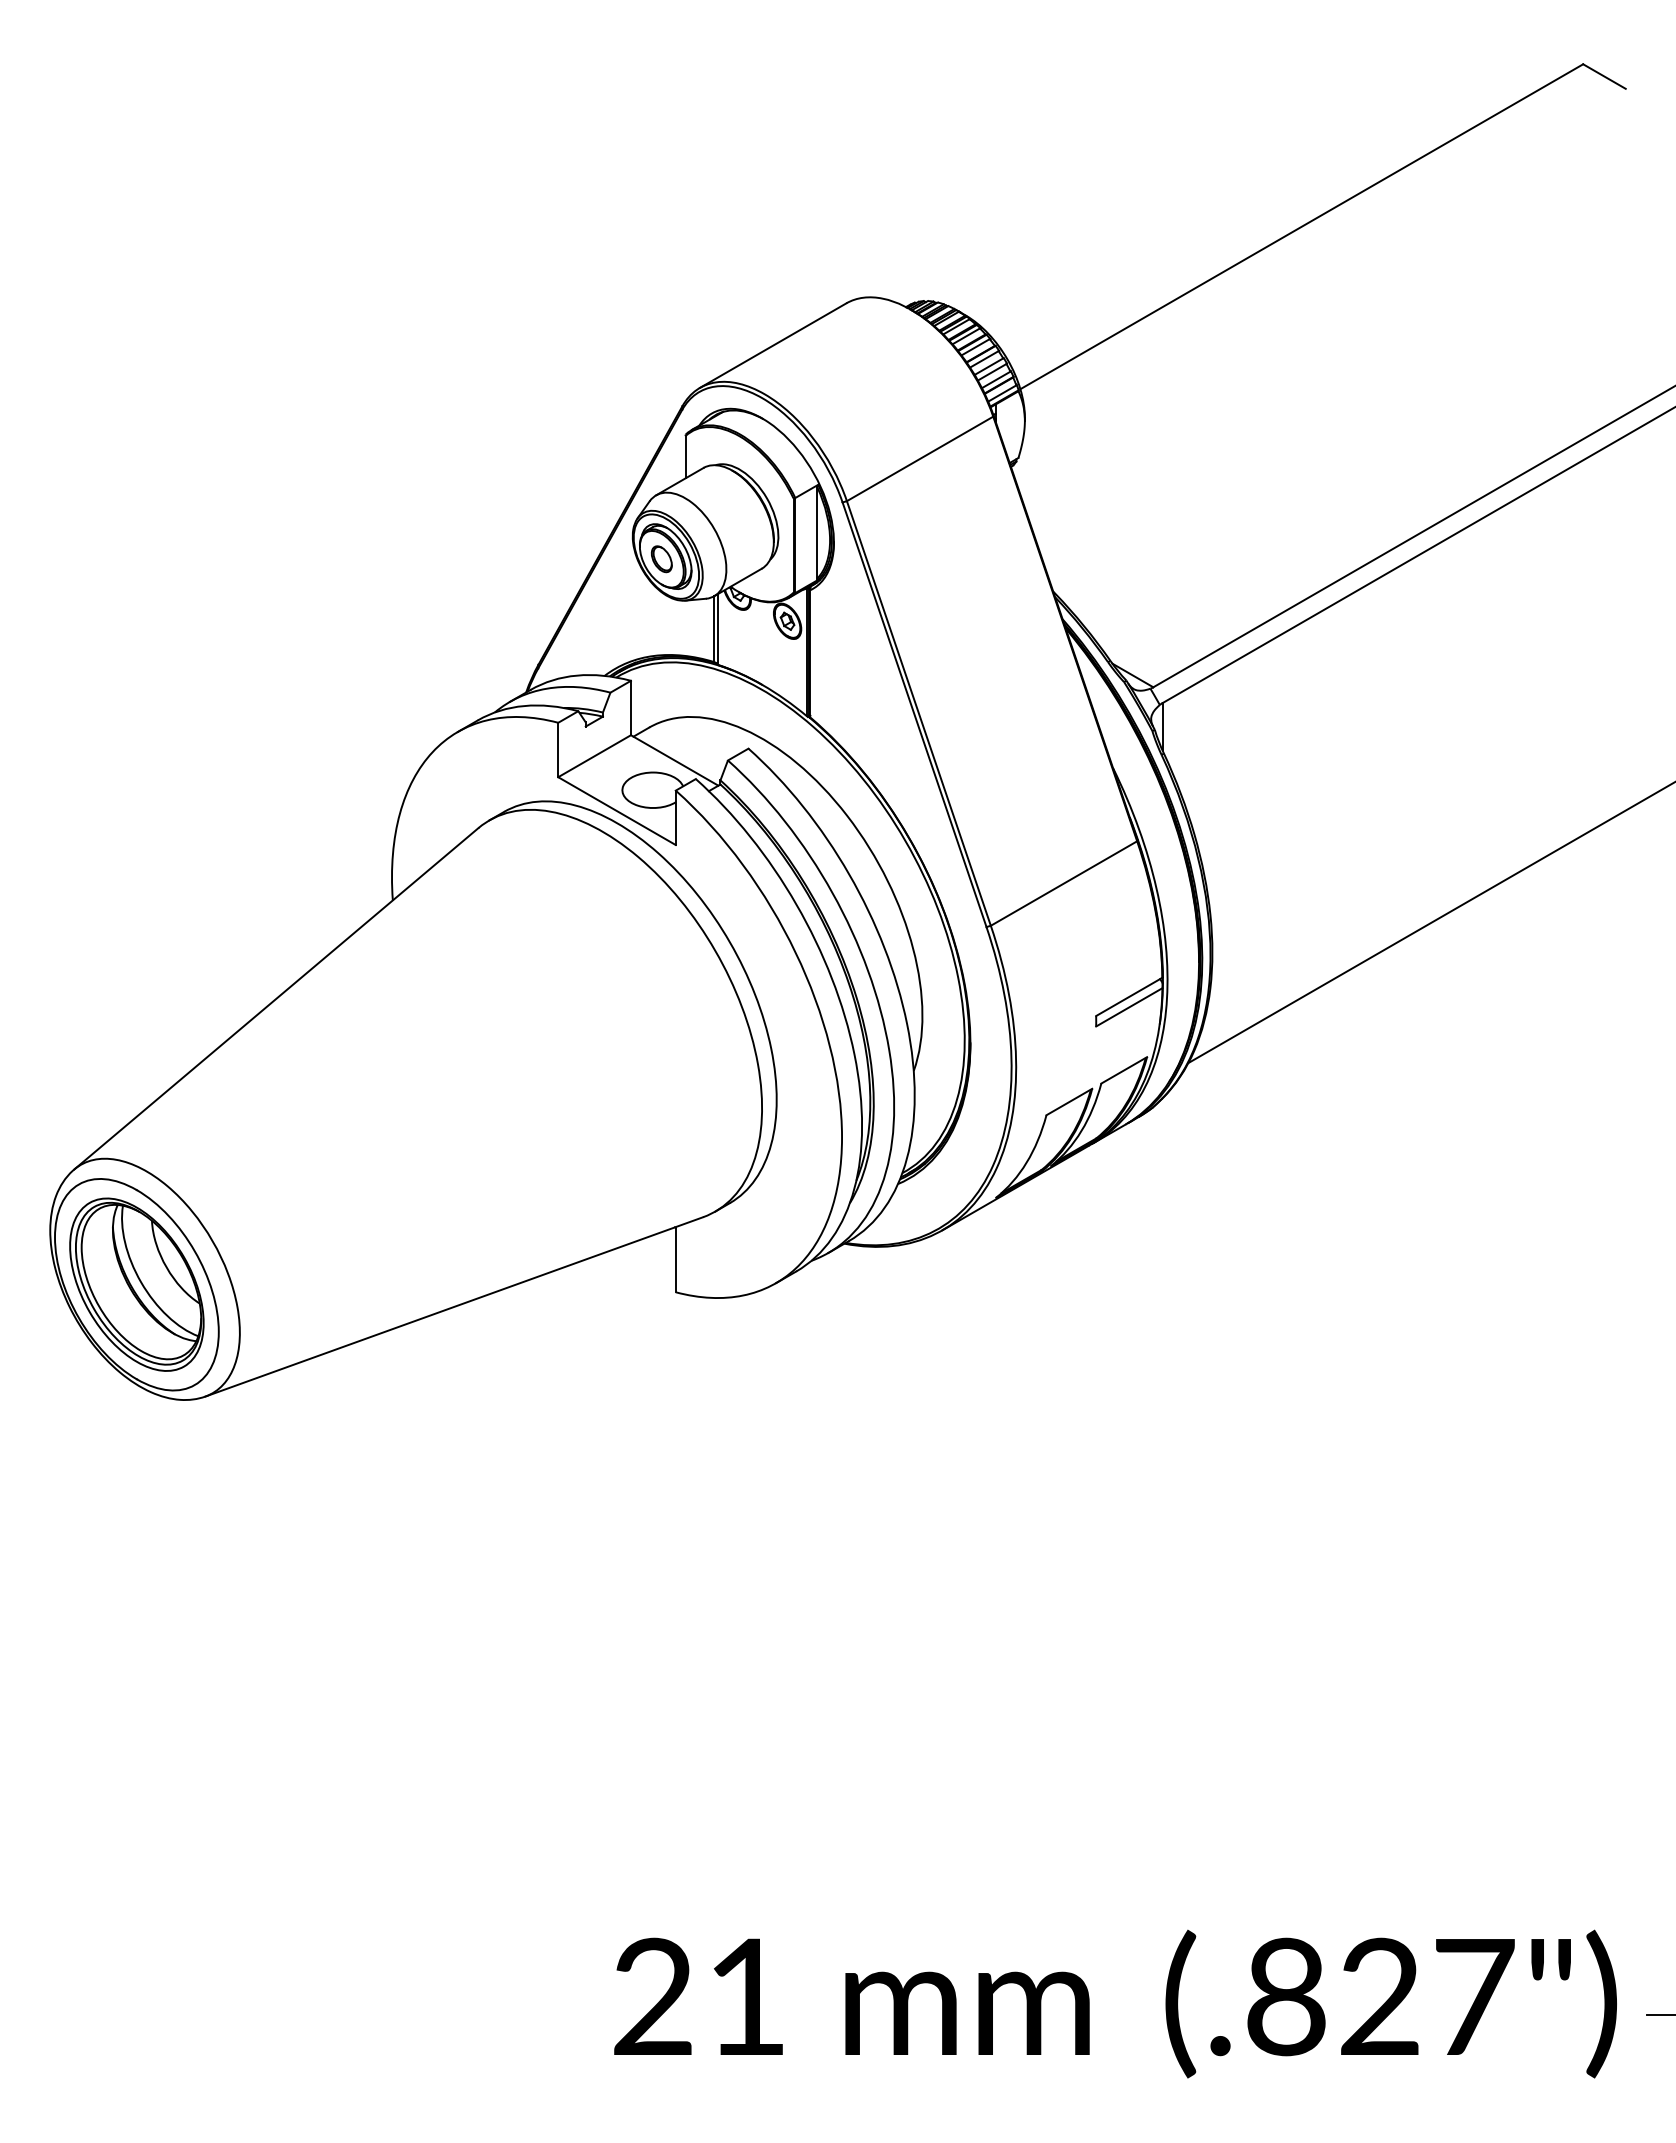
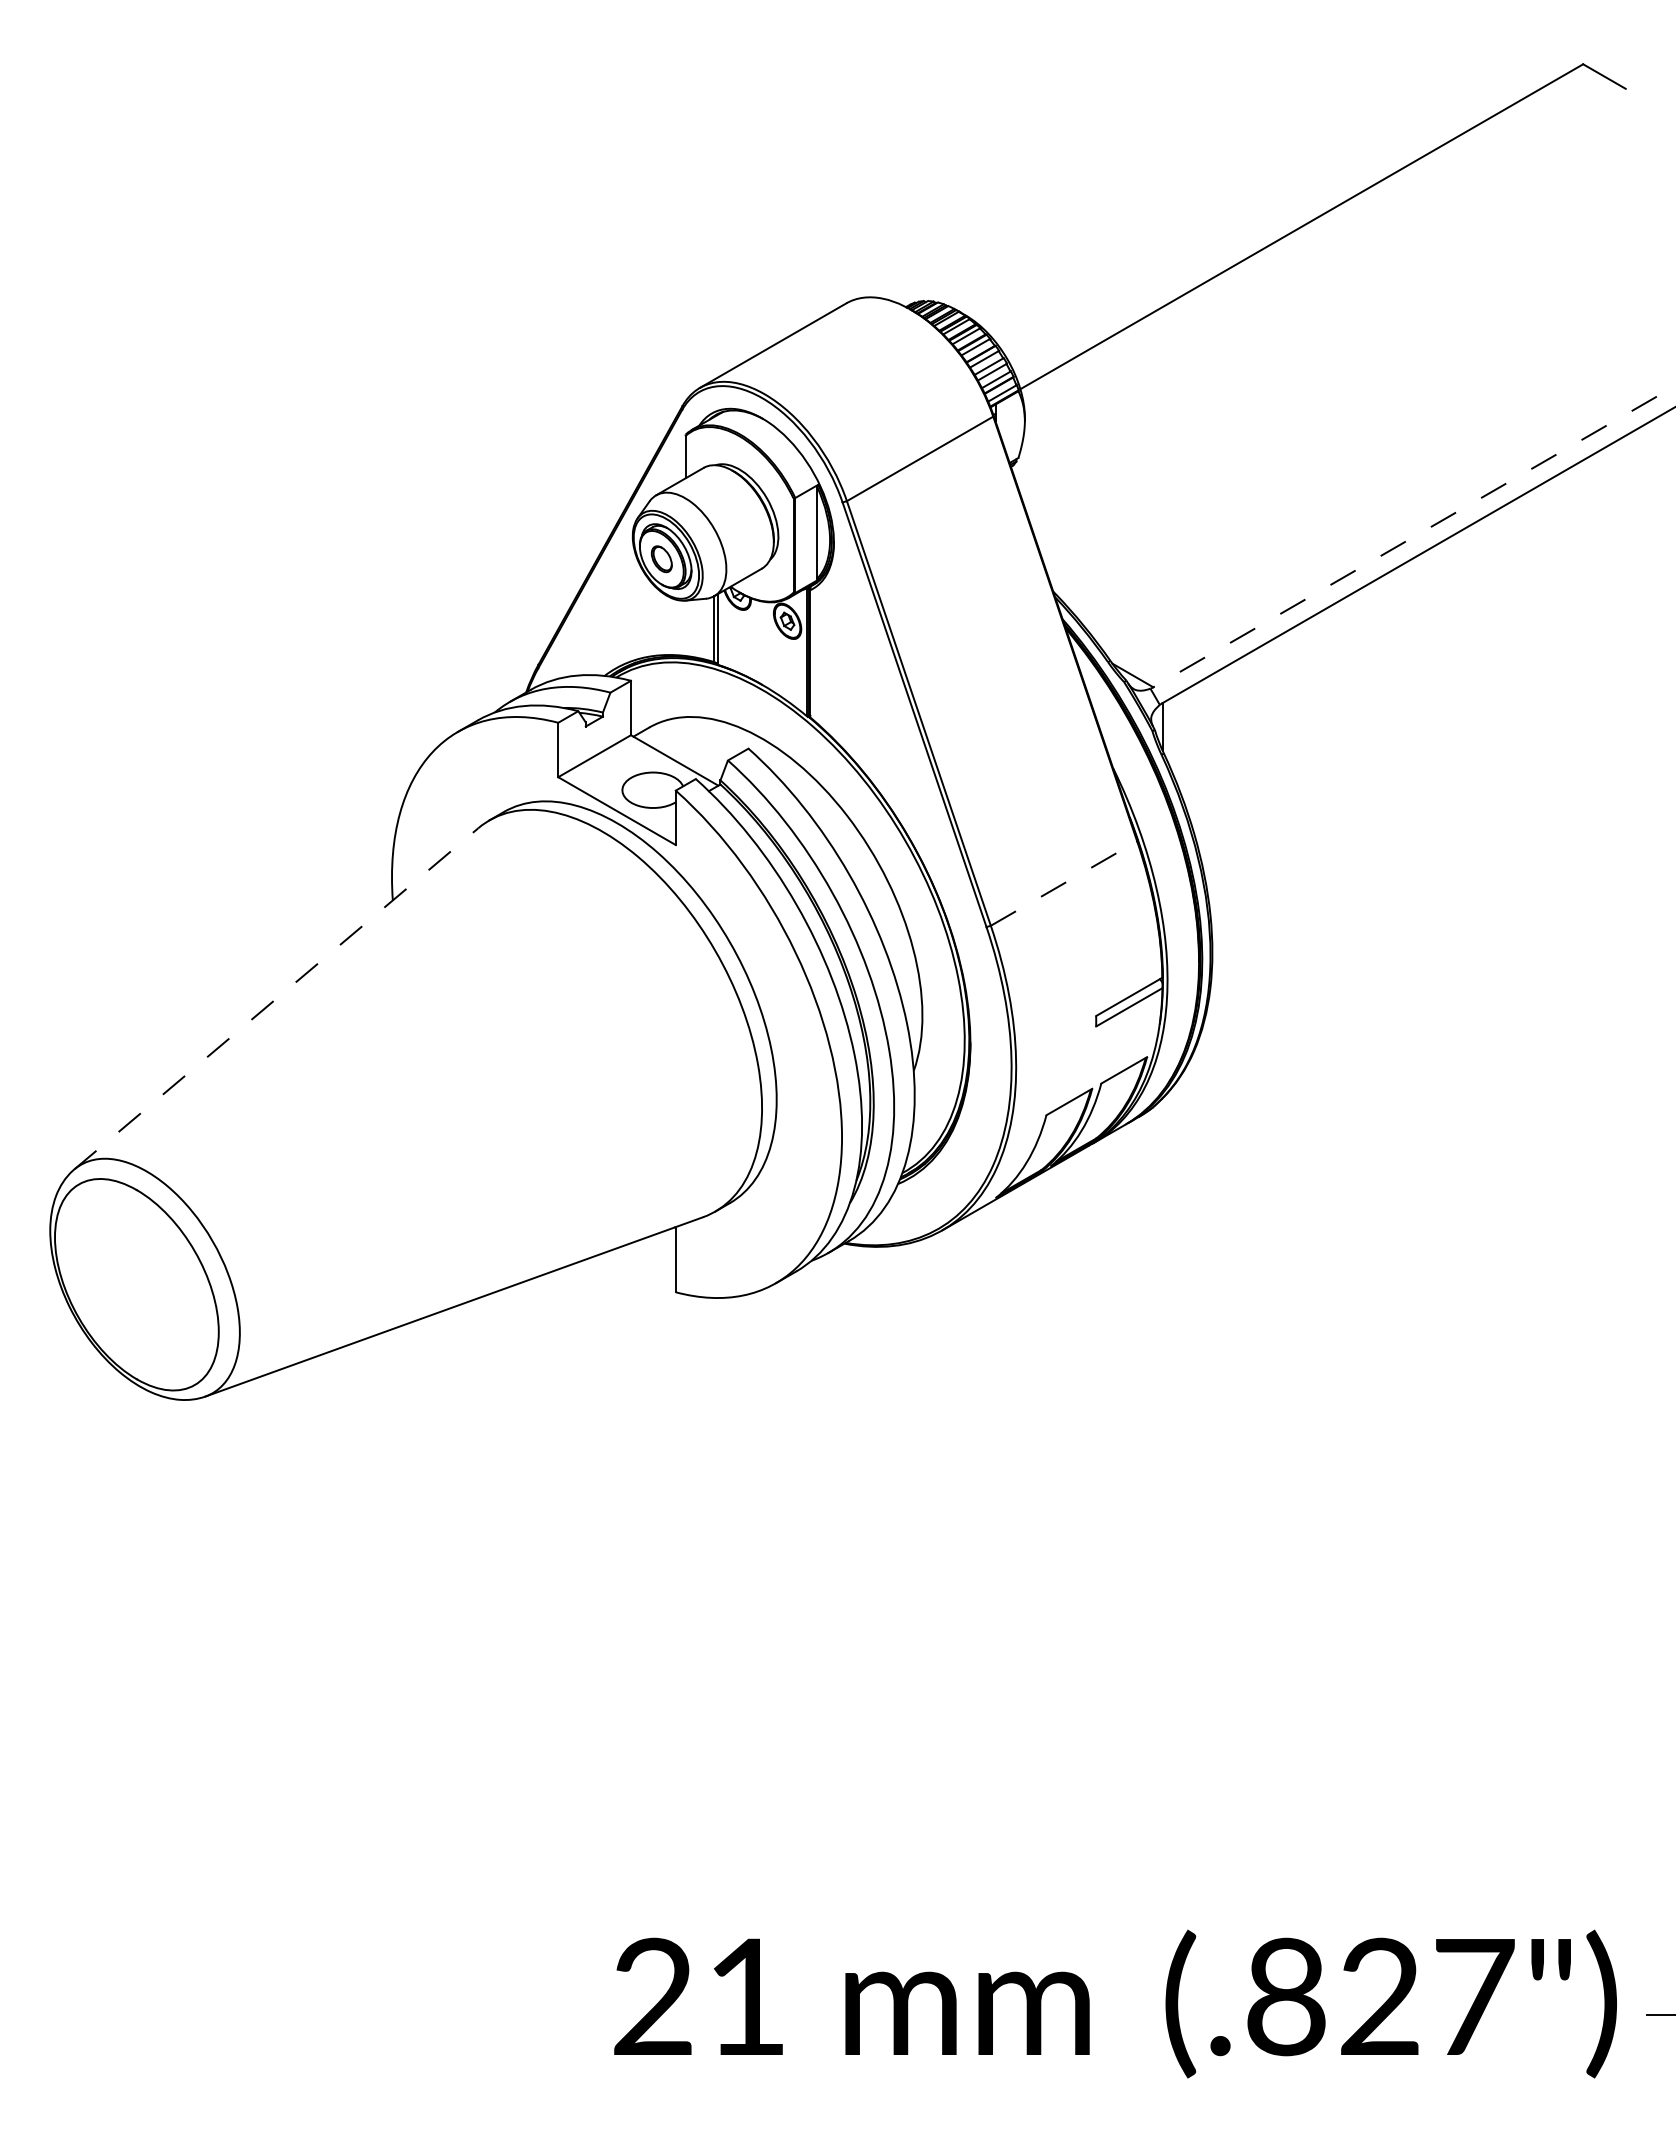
line: solid -> dashed (1414, 536)
line: solid -> dashed (1064, 883)
line: present -> none (1430, 923)
line: solid -> dashed (276, 998)
part: present -> none (136, 1284)
